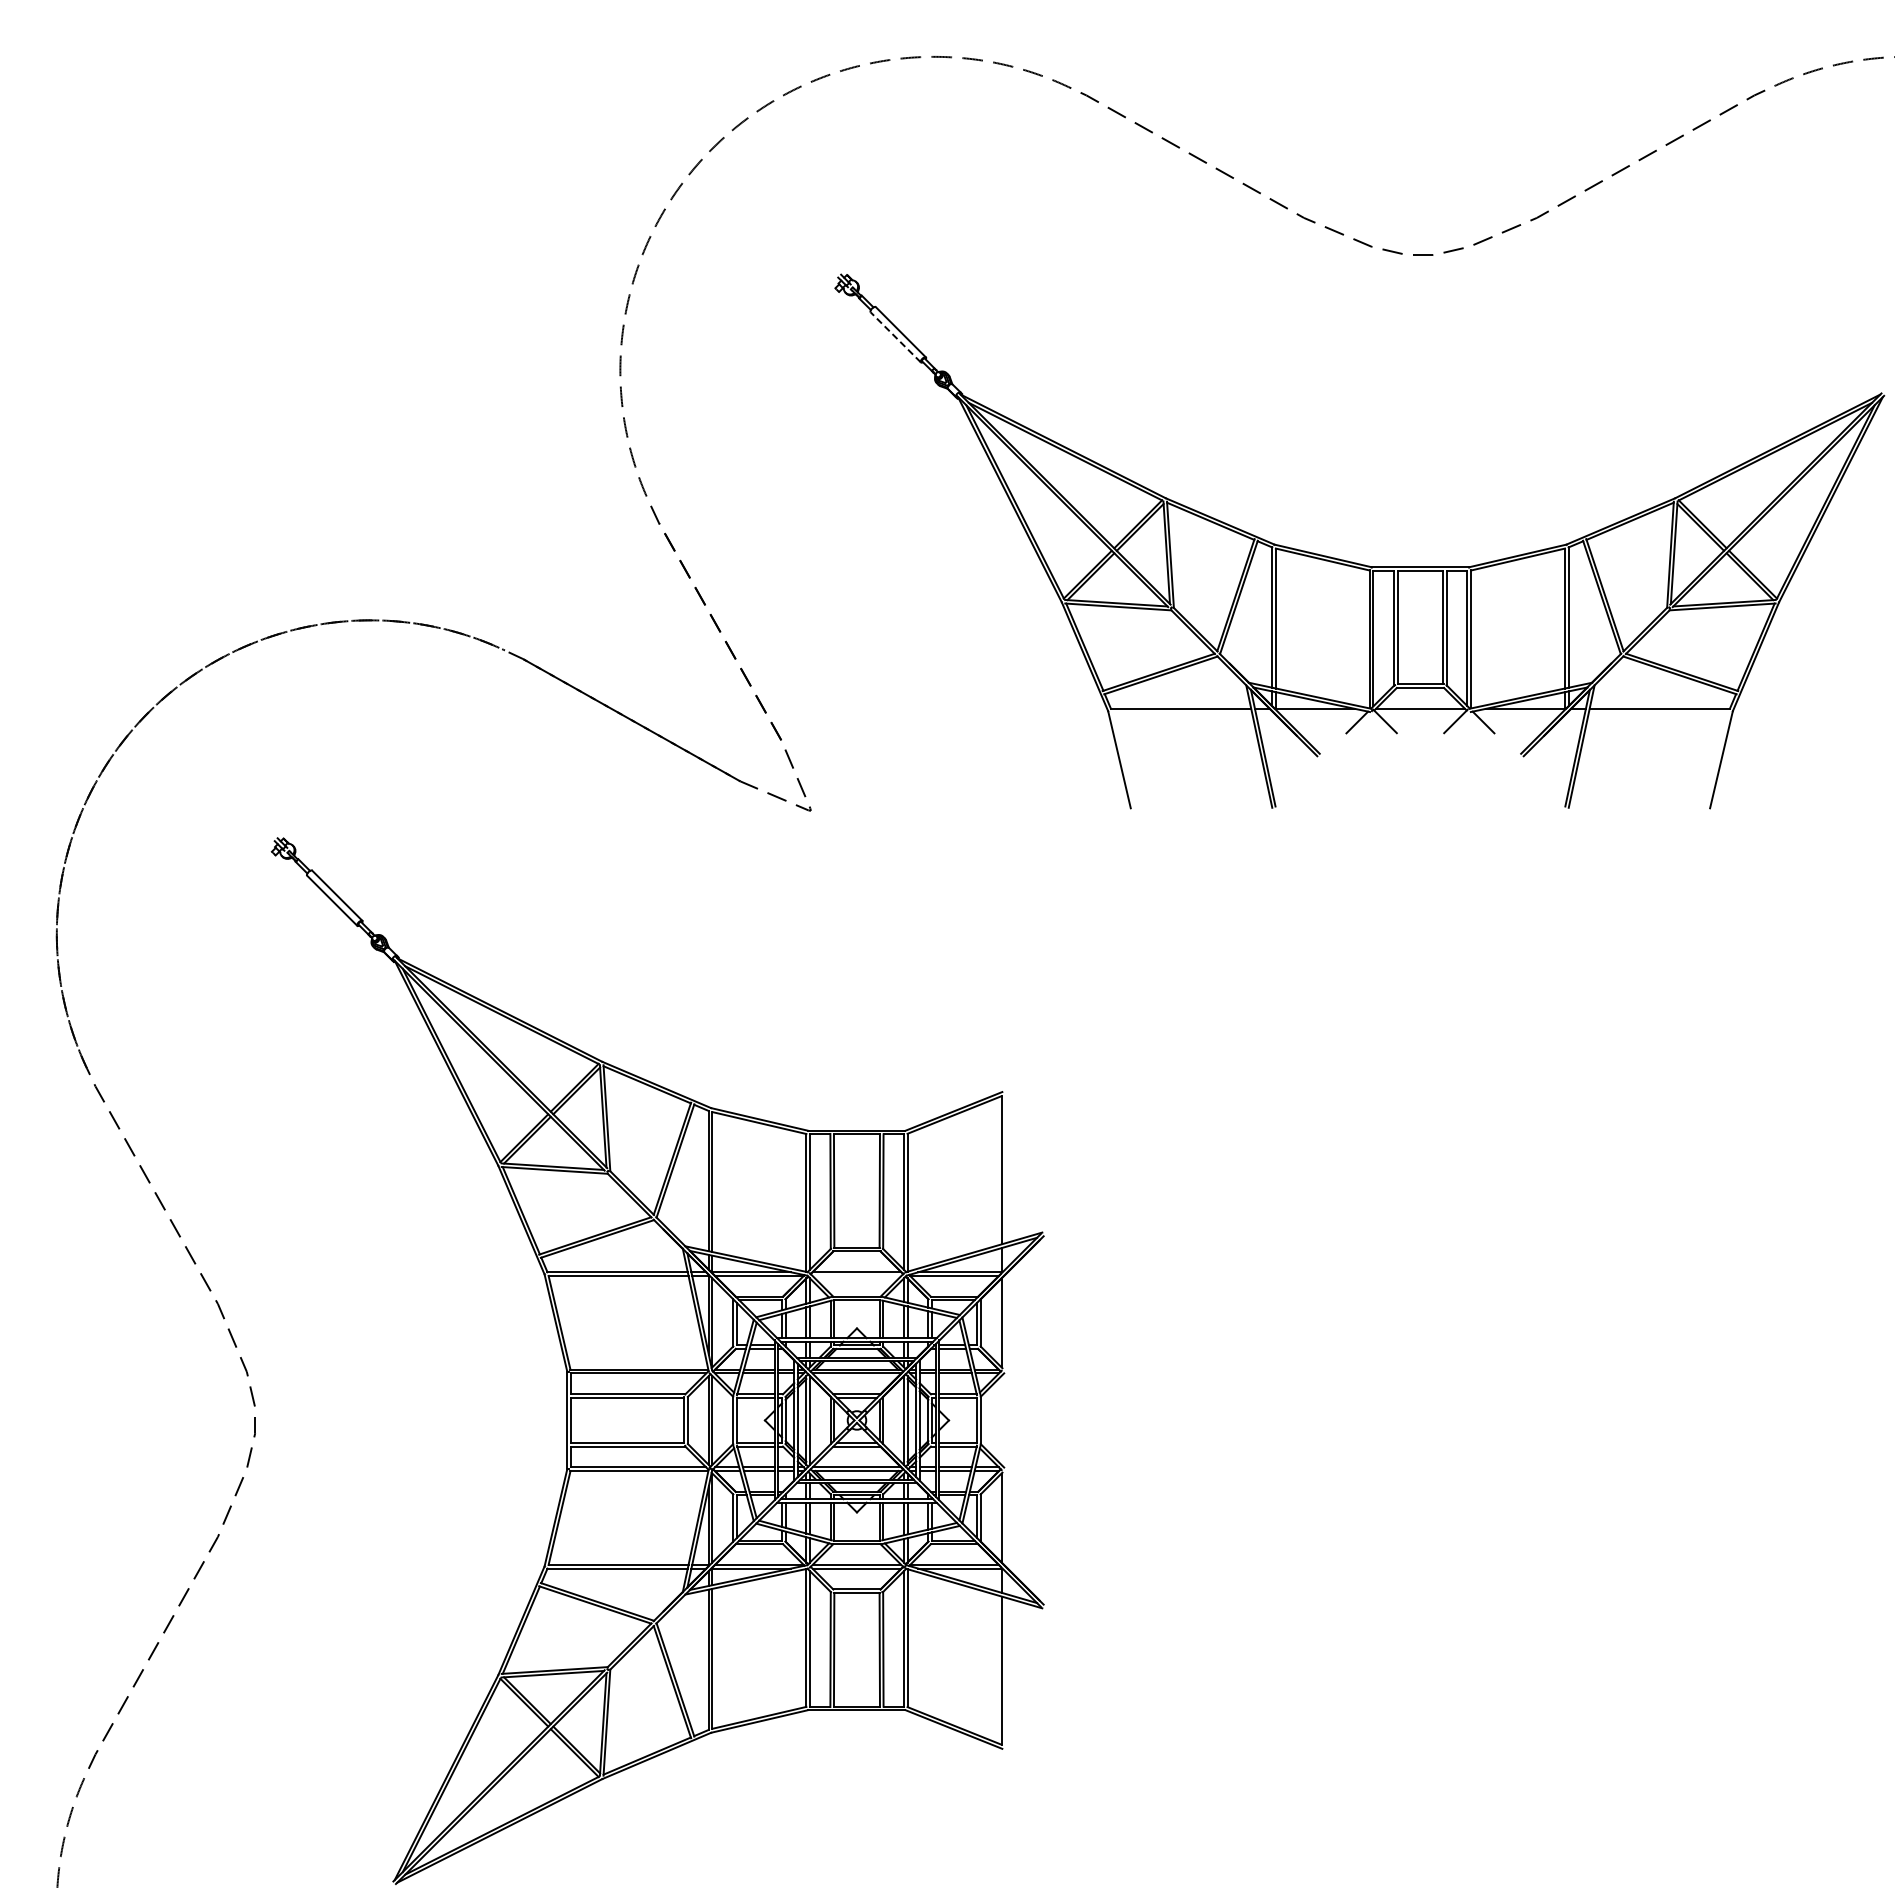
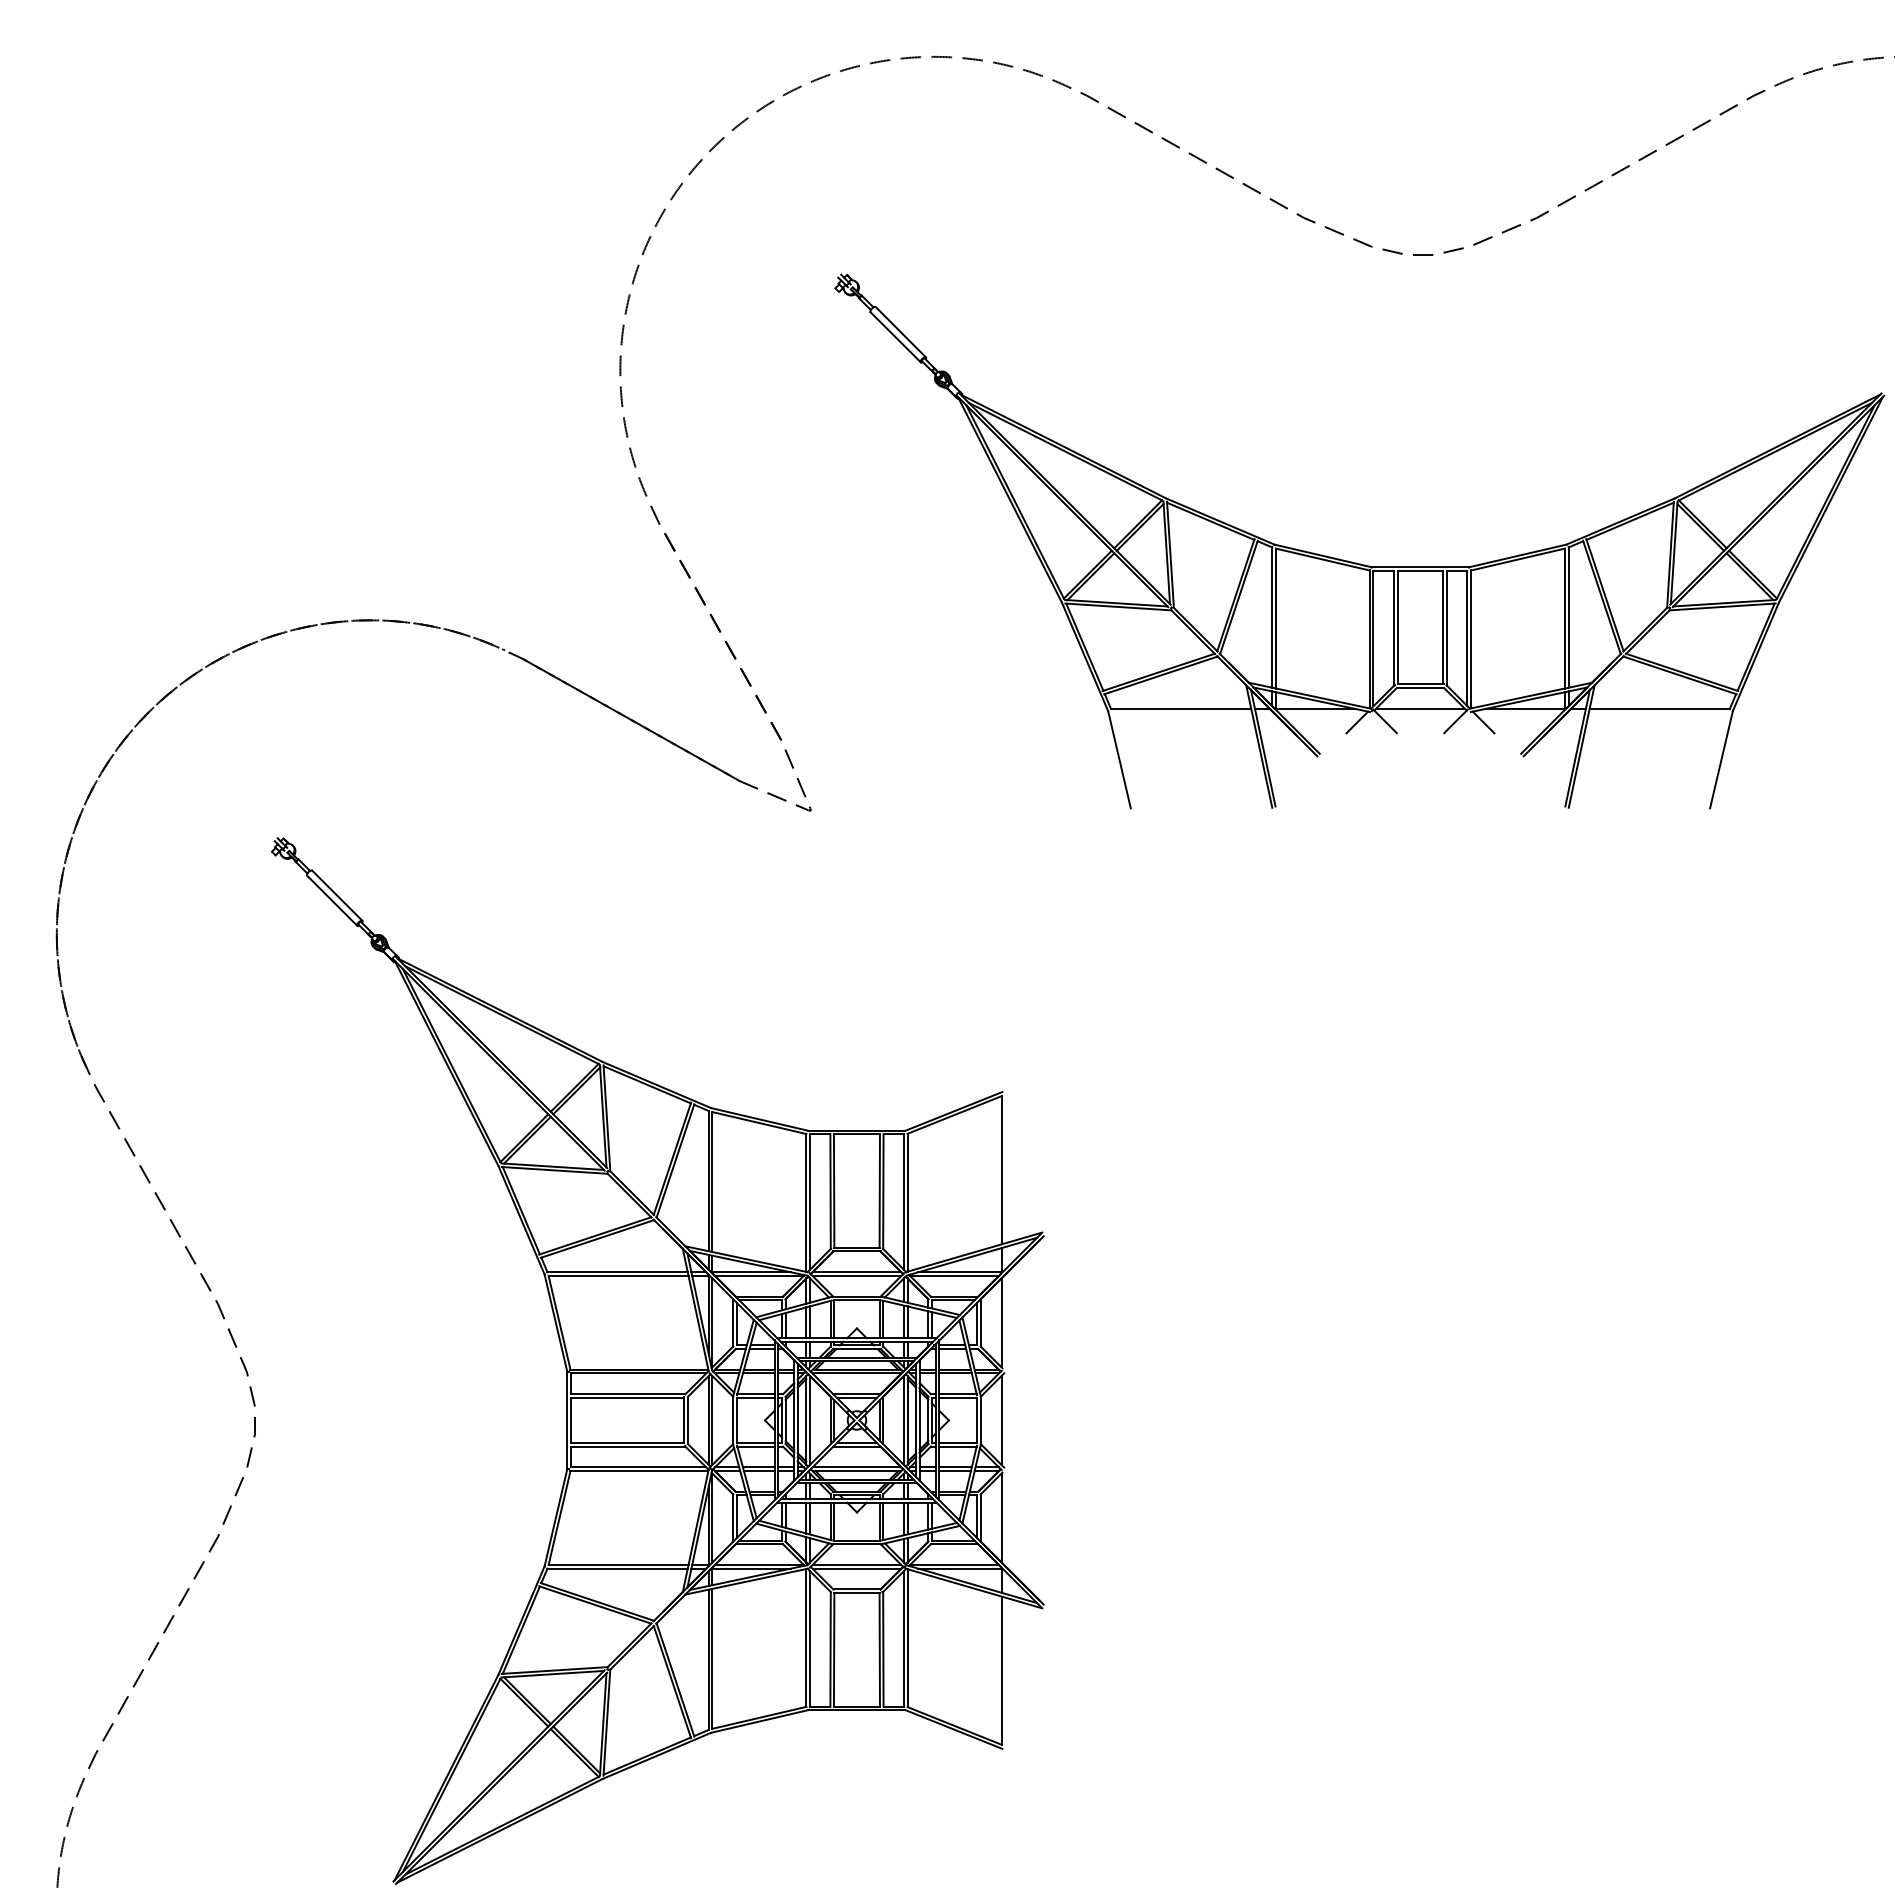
line: dashed -> solid (895, 336)
line: none -> present (856, 1275)
line: none -> present (1001, 1419)
